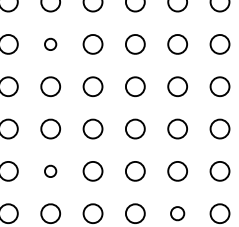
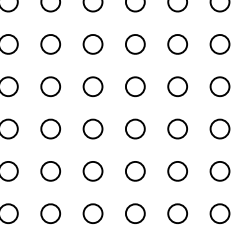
part size: 14x14 px -> 21x21 px (50, 44)
part size: 14x14 px -> 21x21 px (50, 171)
part size: 16x16 px -> 21x21 px (177, 213)
